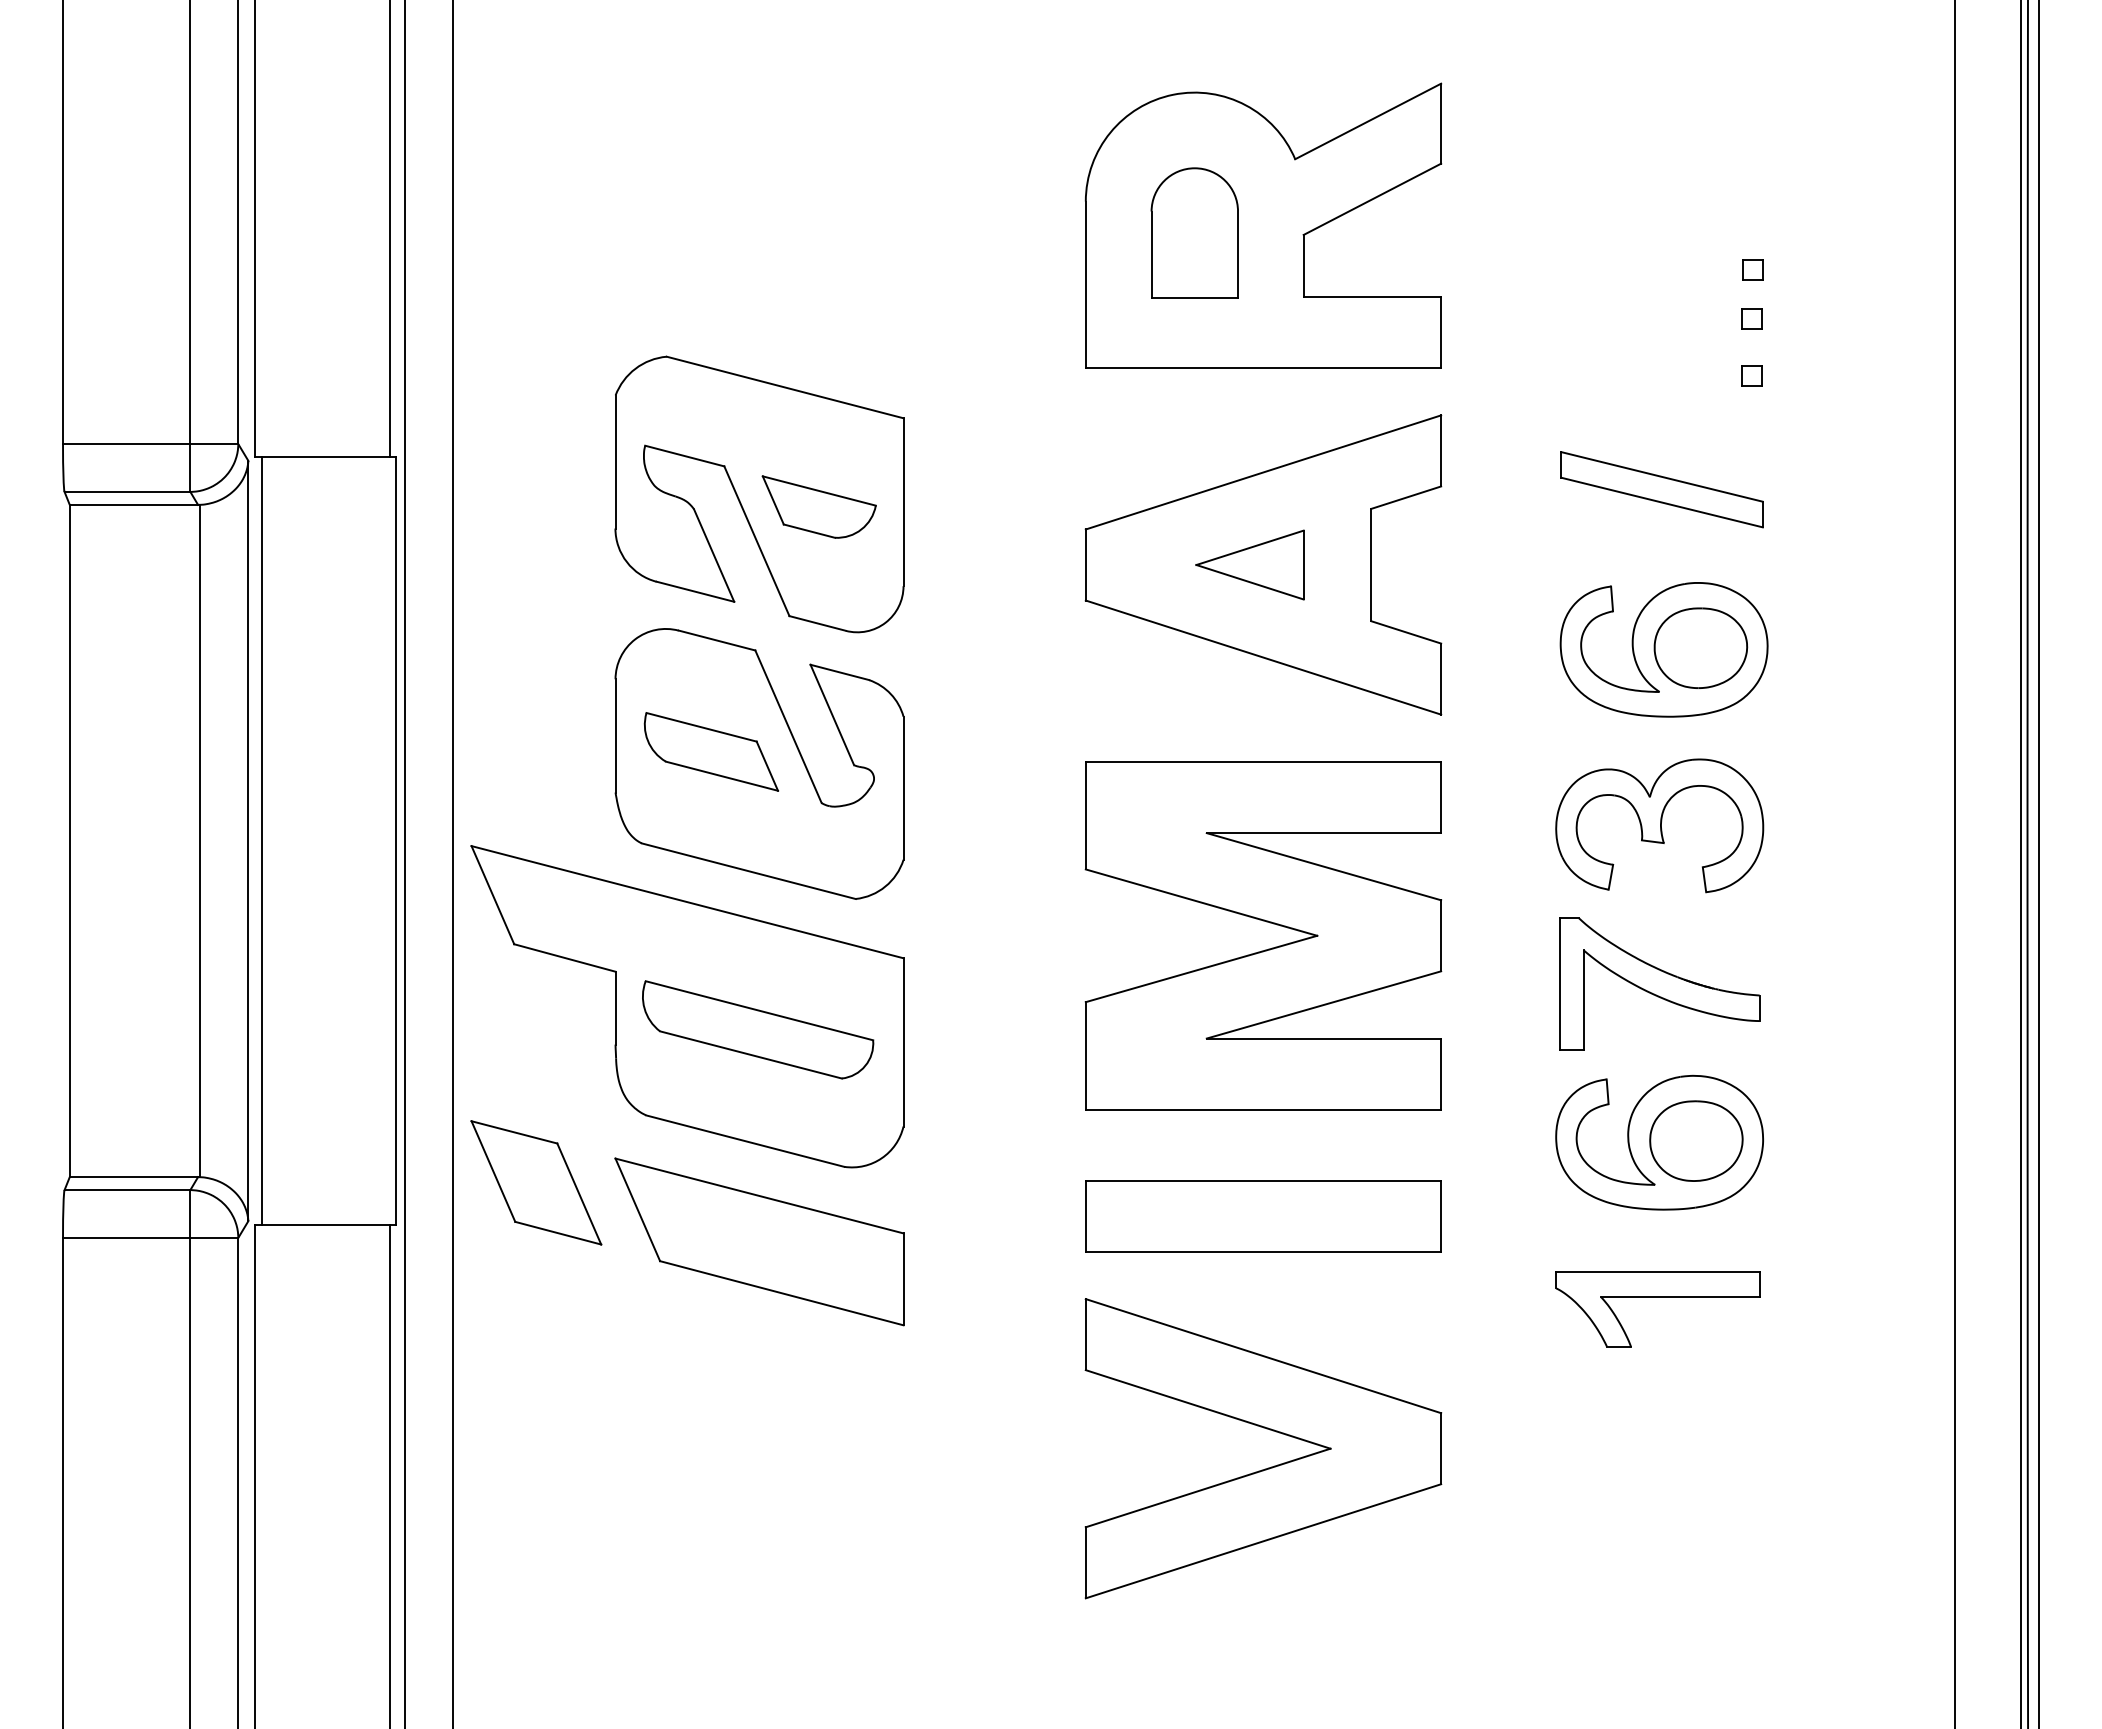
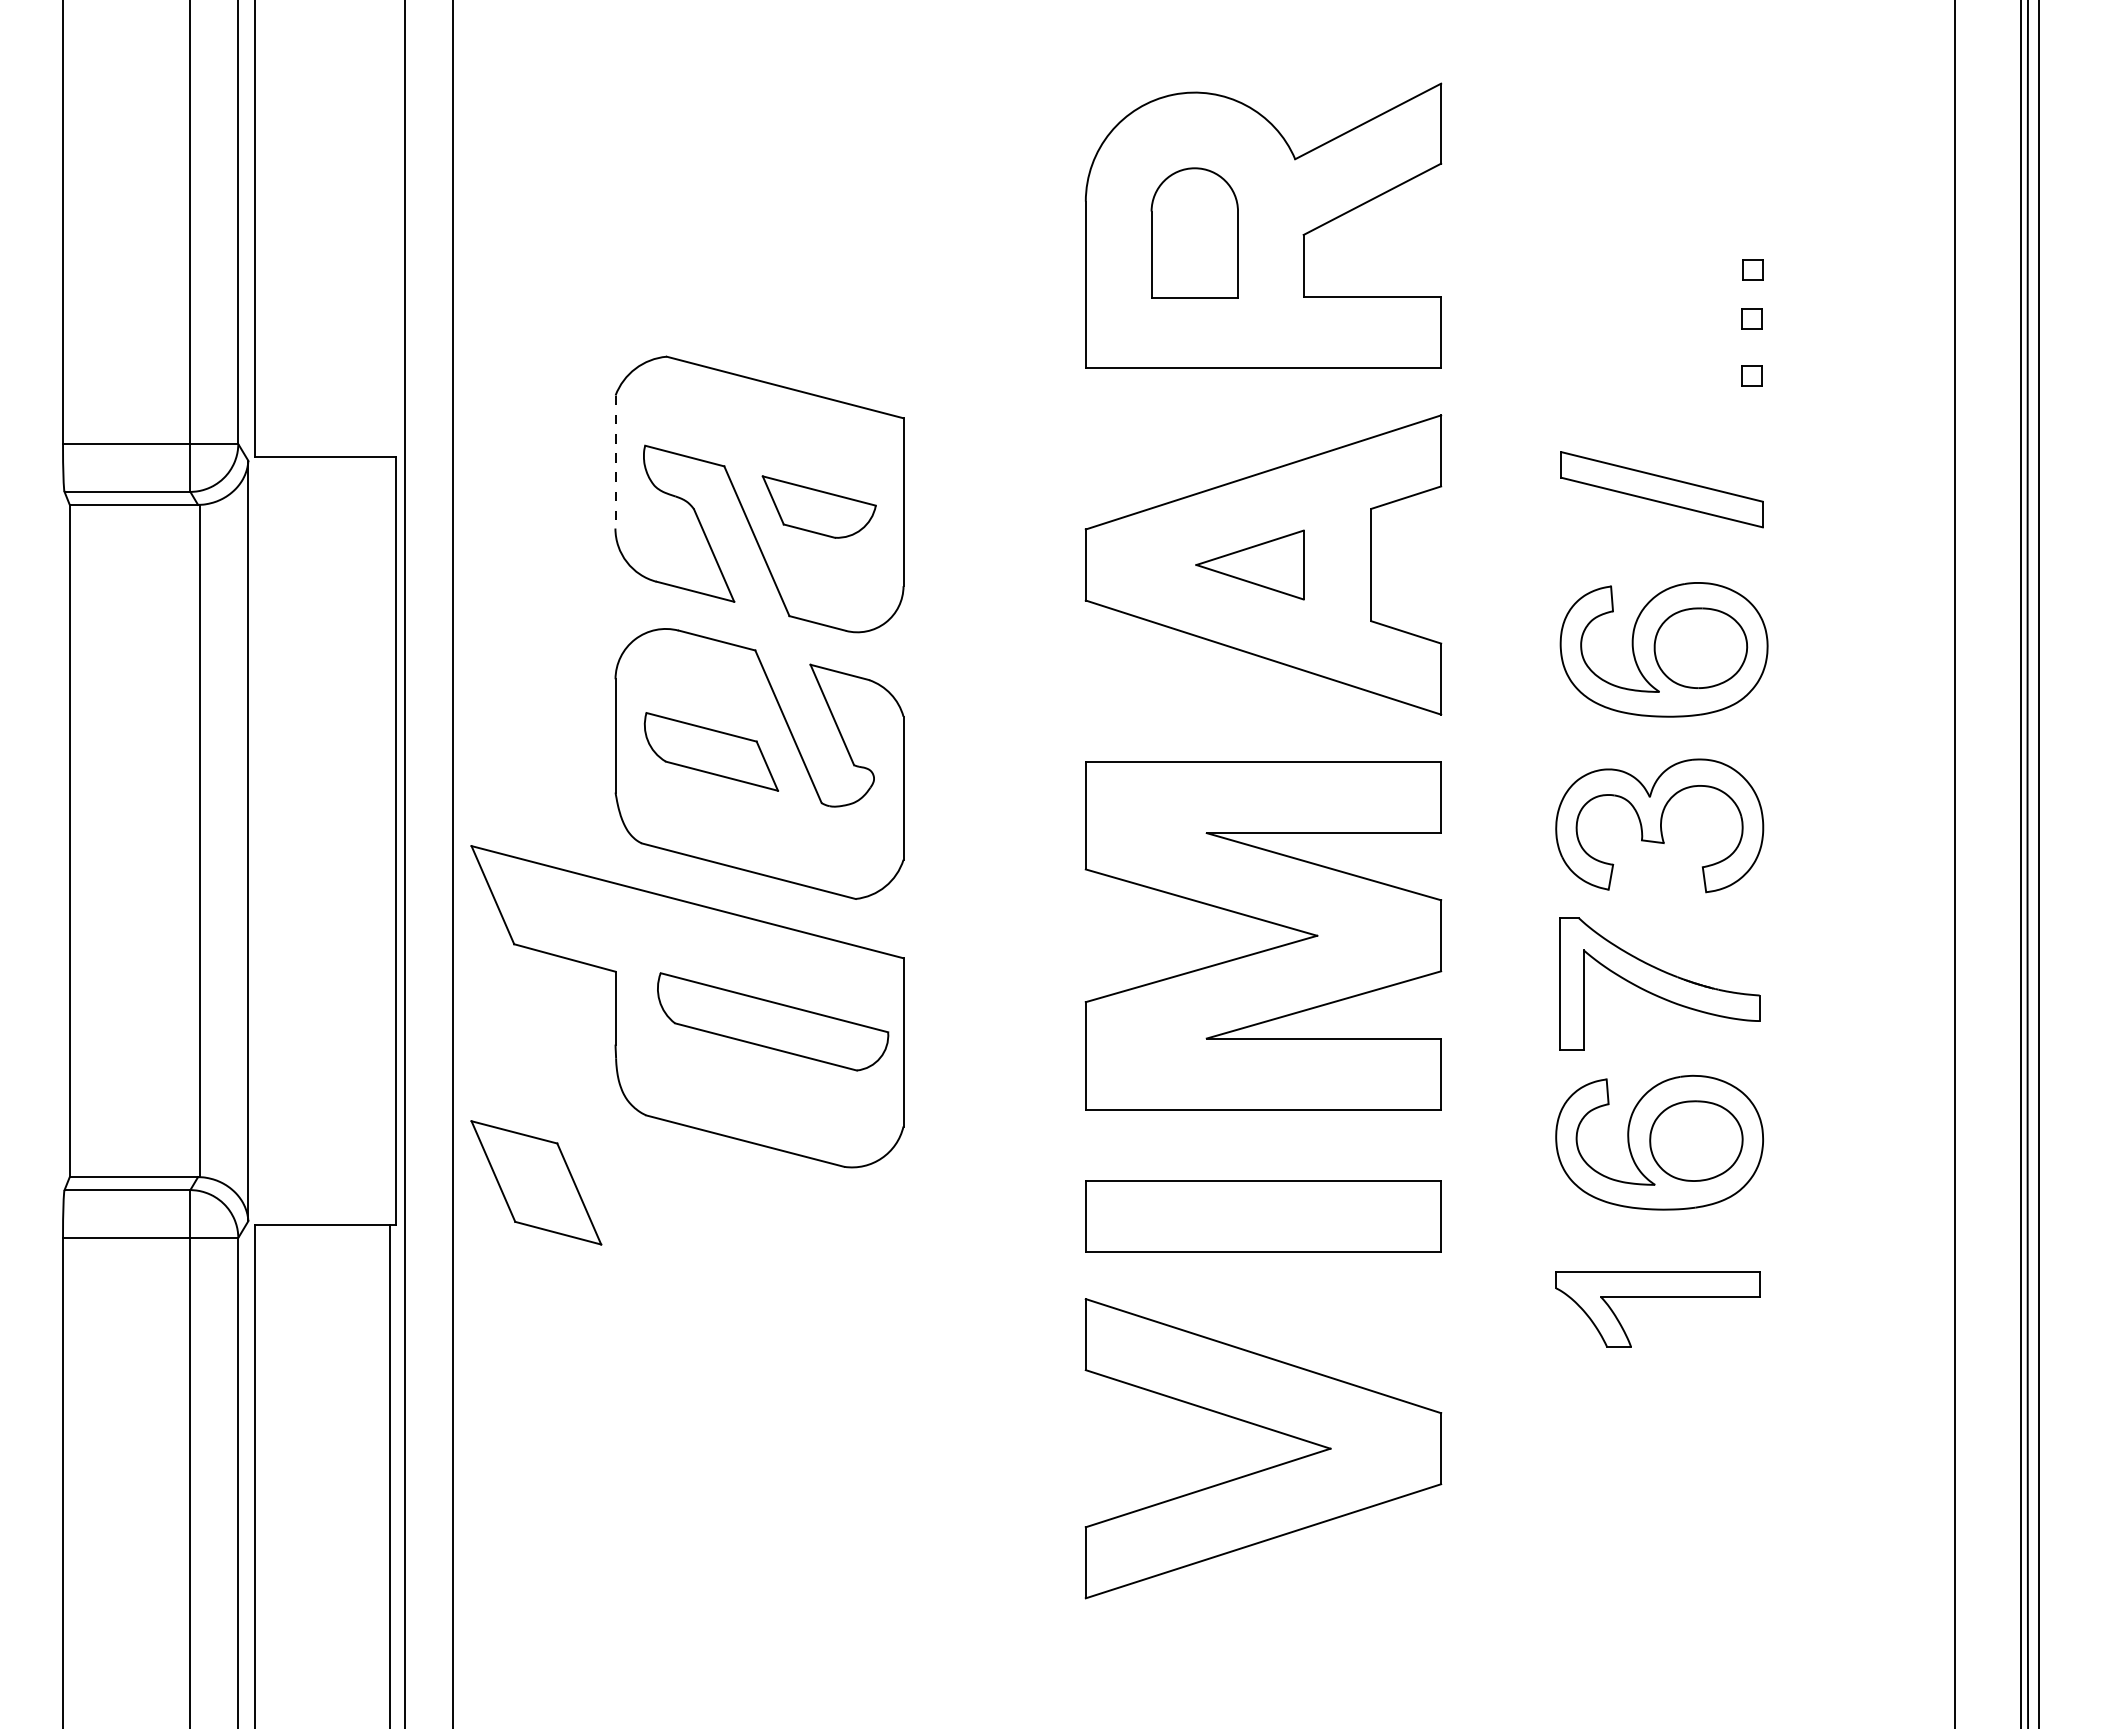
line: present -> none (389, 229)
line: solid -> dashed (615, 462)
line: present -> none (261, 840)
part position: (758, 1029) -> (773, 1021) (773, 1021)
part: present -> none (759, 1241)
